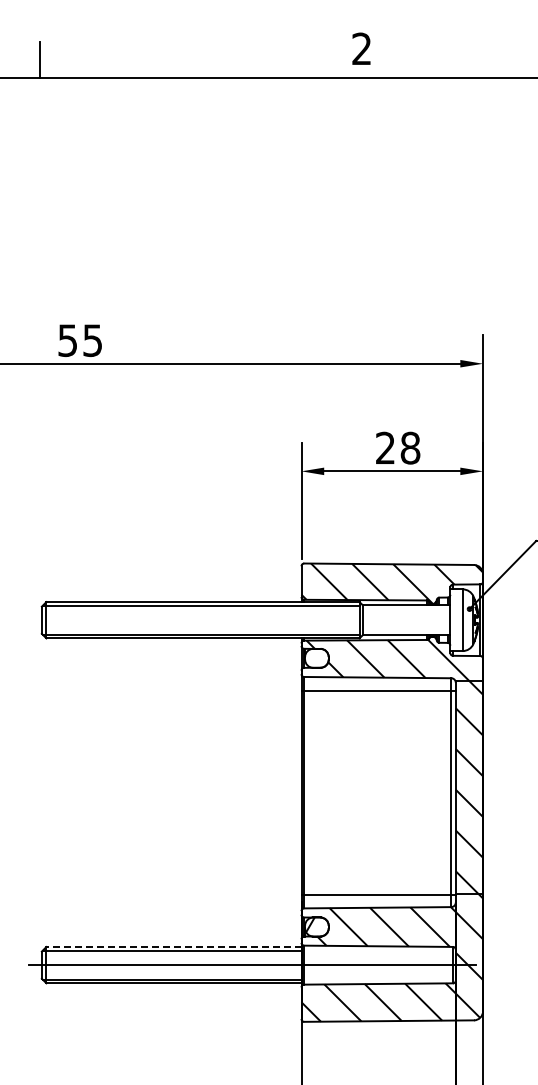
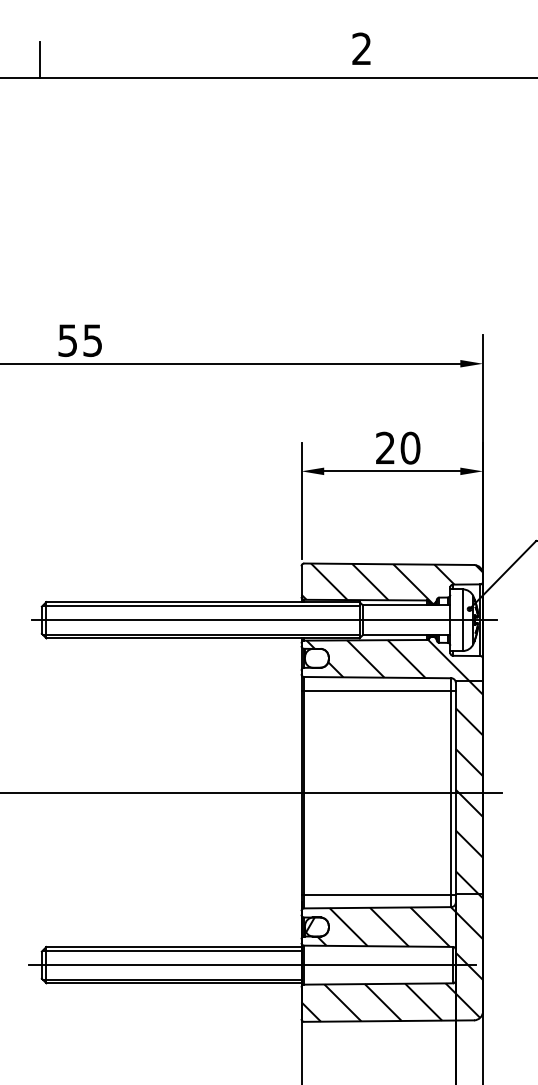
text: 28 -> 20 (410, 448)
line: none -> present (263, 620)
line: none -> present (252, 792)
line: dashed -> solid (173, 946)
